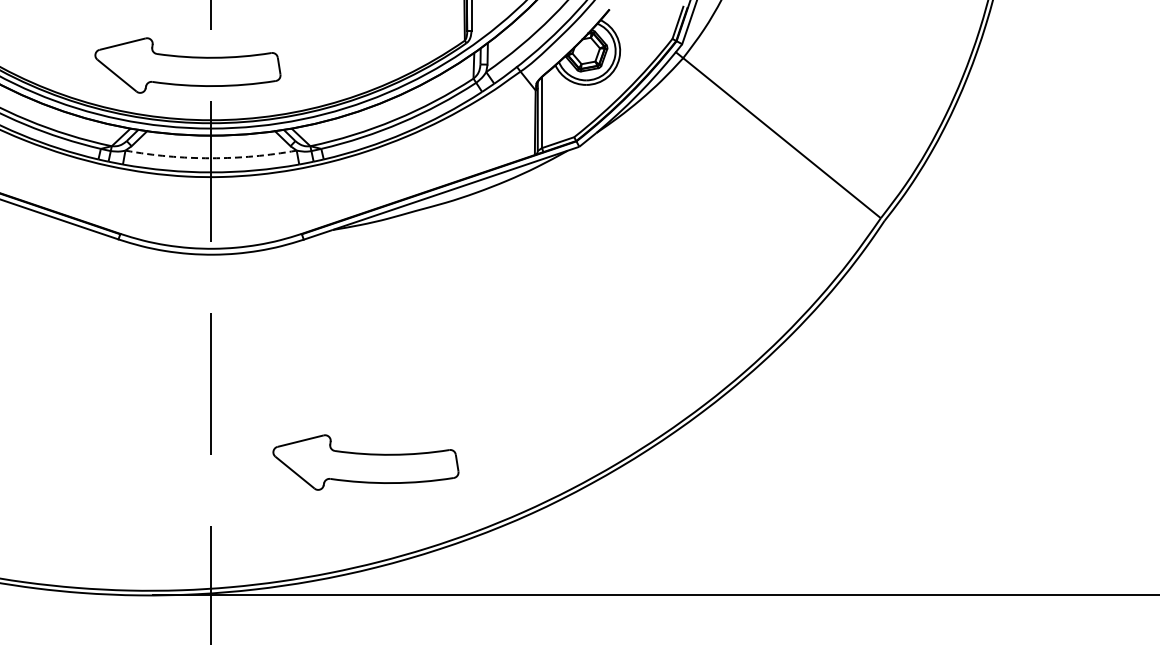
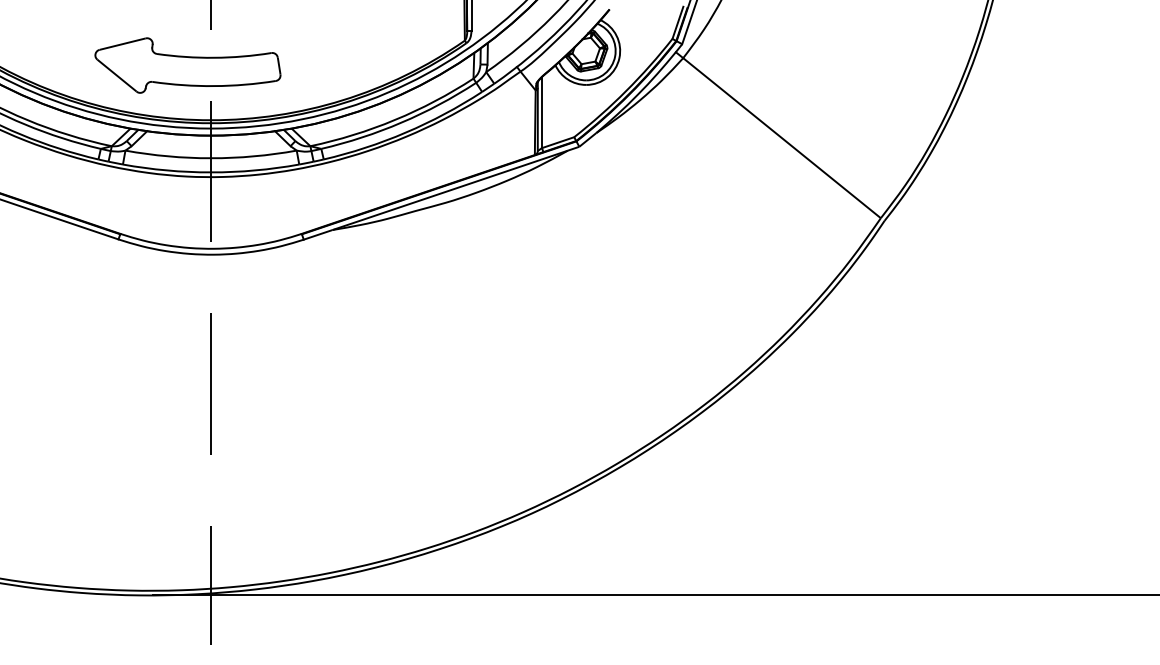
arc: dashed -> solid (211, 158)
part: present -> none (365, 462)
